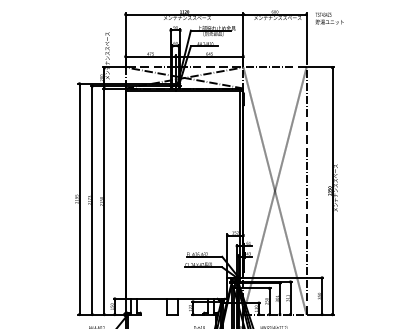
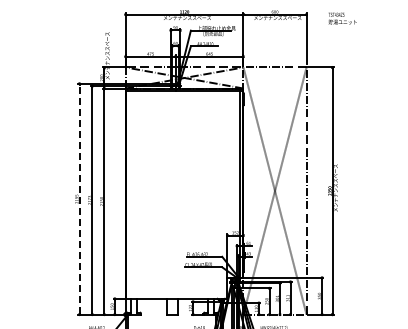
text position: (329, 18) -> (342, 18) (342, 18)
line: solid -> dashed (79, 198)
